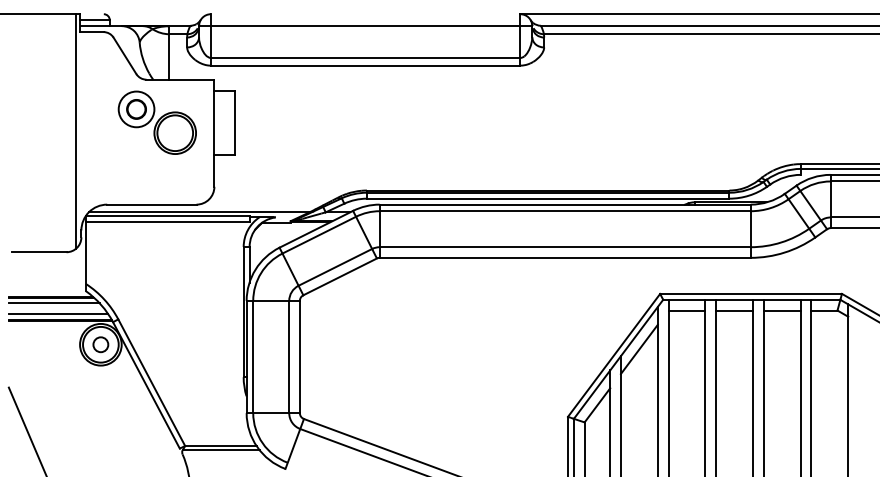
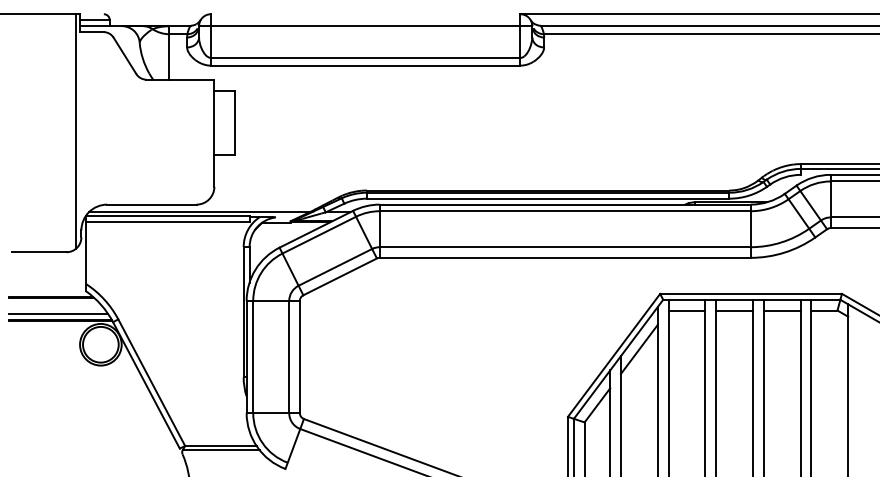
part: present -> none (156, 122)
line: present -> none (53, 303)
circle: present -> none (100, 344)
line: present -> none (26, 430)
